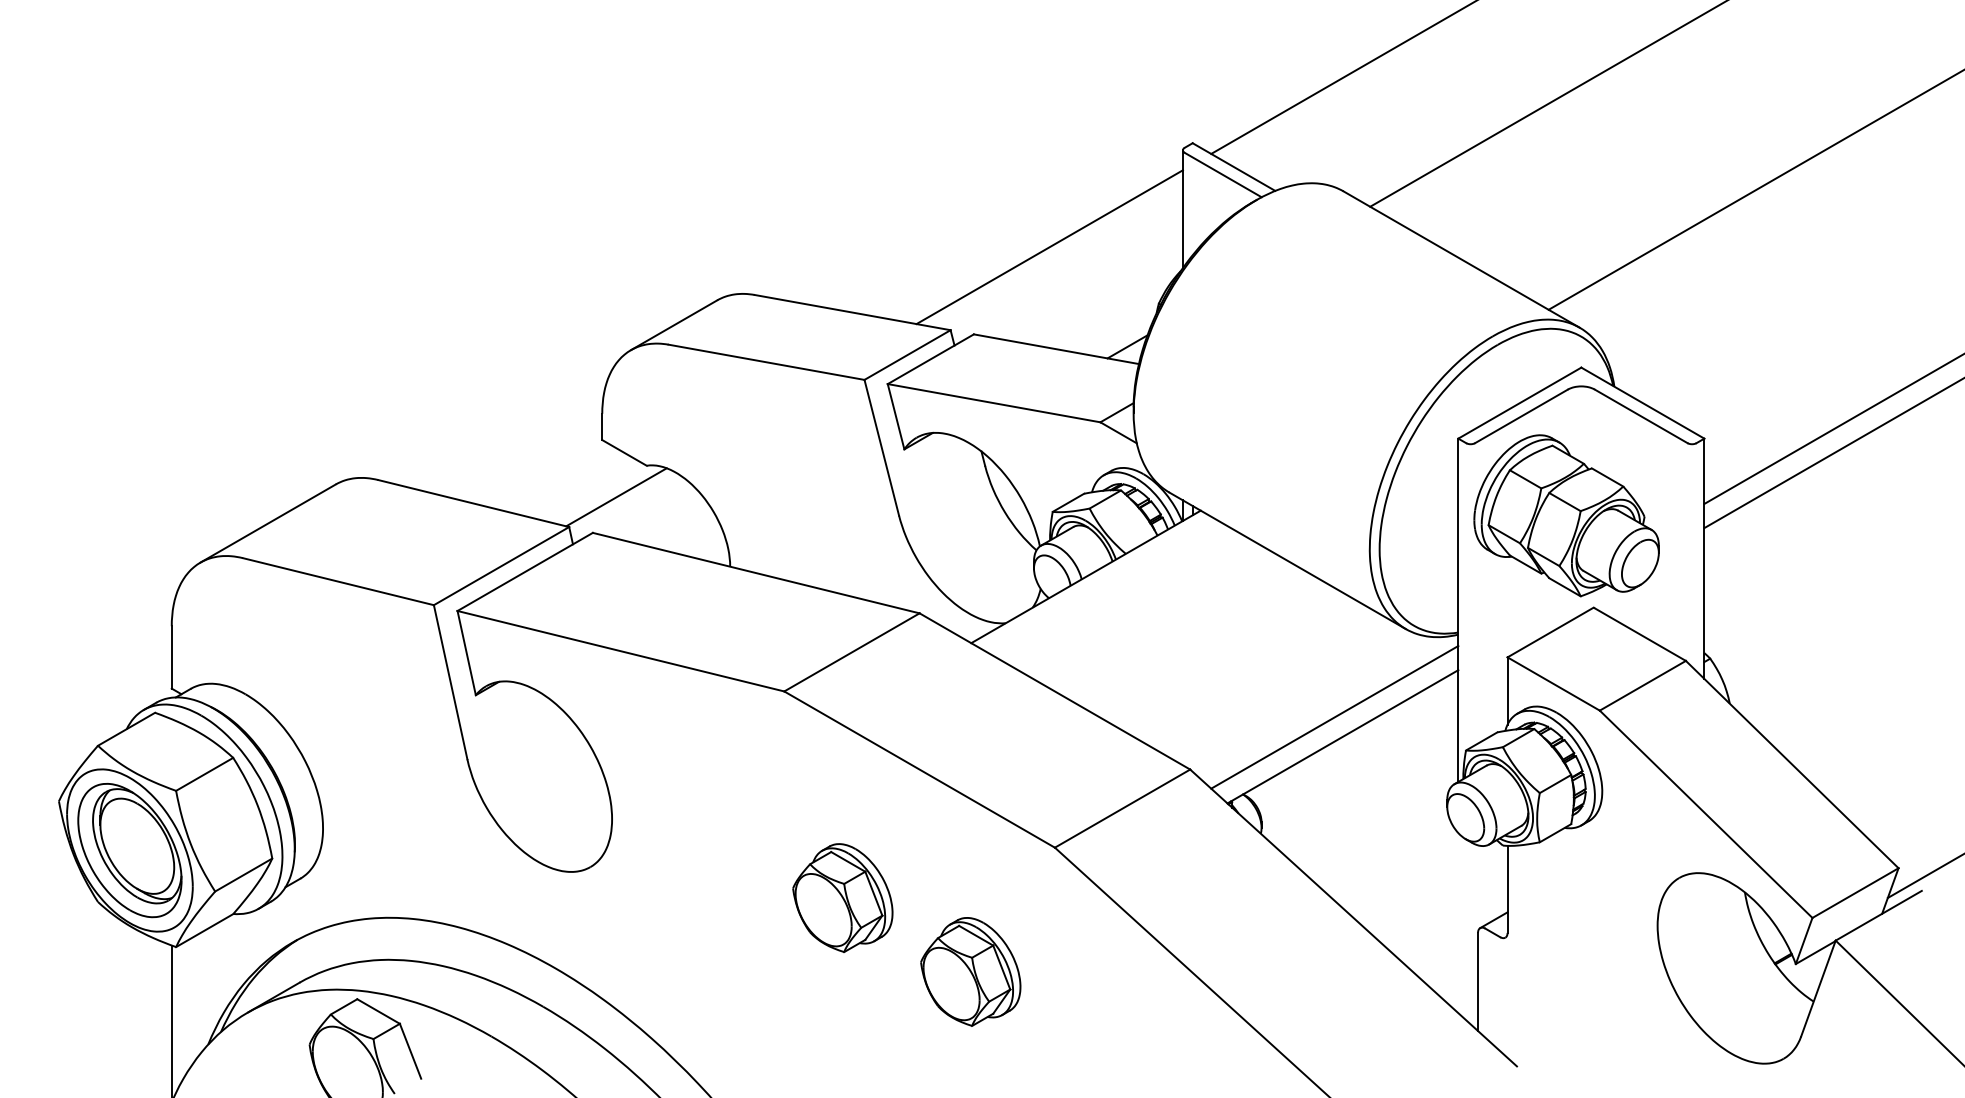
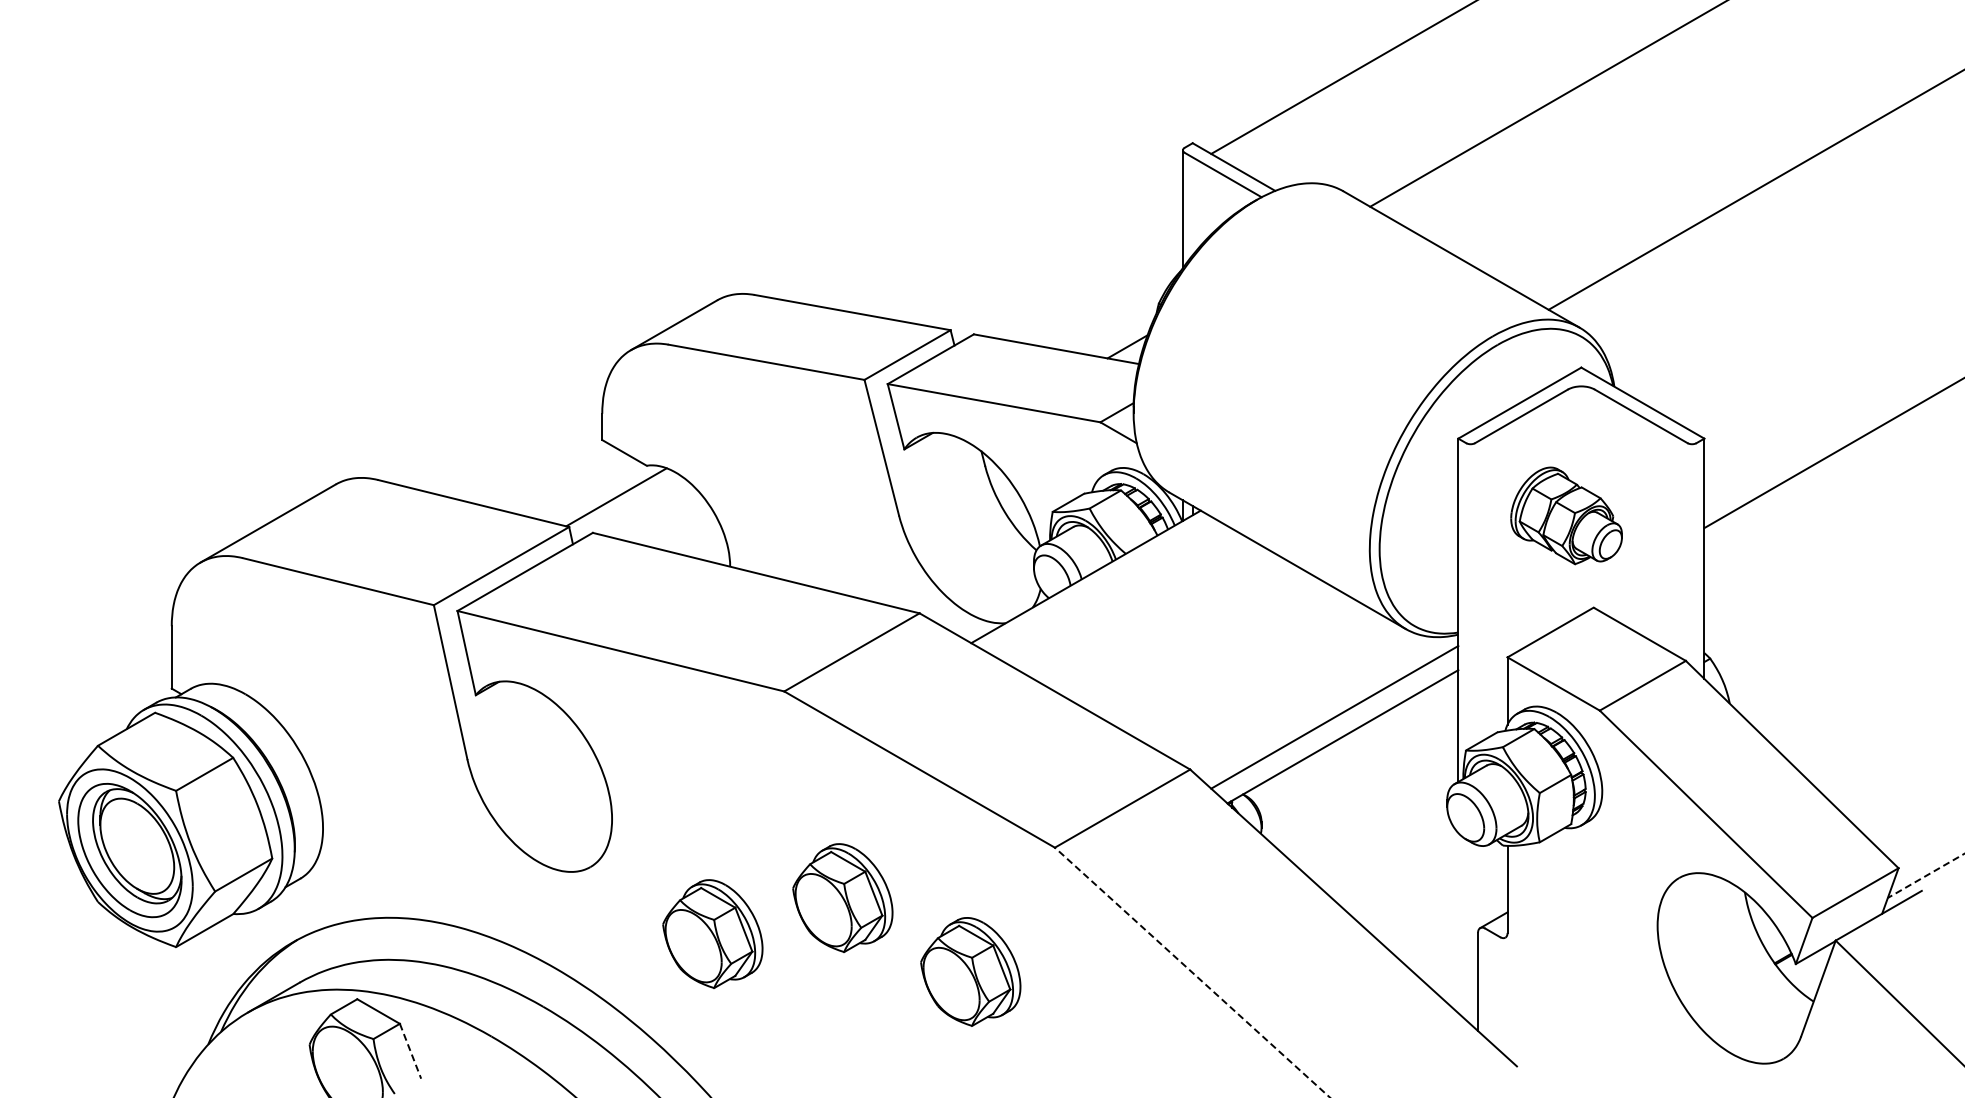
line: present -> none (1049, 247)
line: present -> none (1832, 429)
part size: 187x164 px -> 113x100 px (1566, 515)
line: solid -> dashed (1925, 876)
part: none -> present (712, 933)
line: solid -> dashed (1192, 972)
line: present -> none (171, 1019)
line: solid -> dashed (410, 1051)
